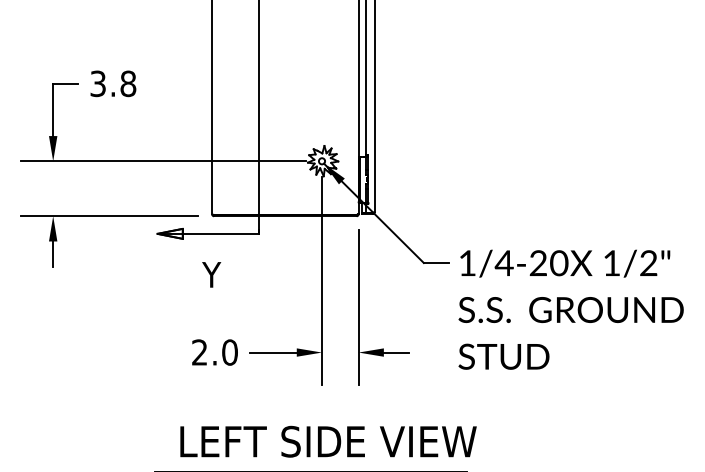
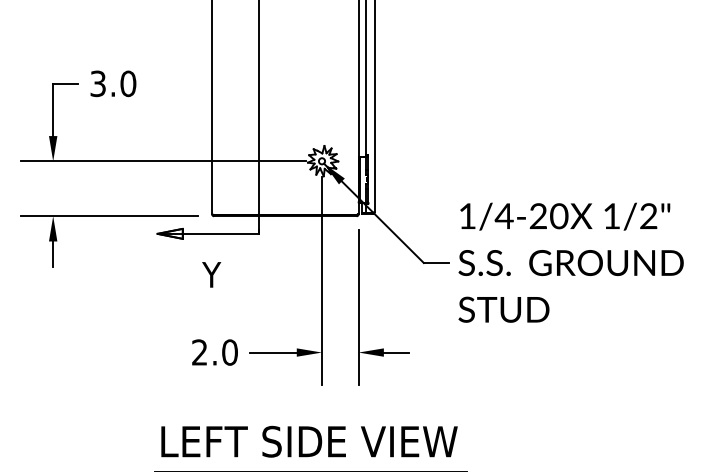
text: 3.8 -> 3.0 (128, 83)
text position: (570, 309) -> (570, 262) (570, 262)
text position: (328, 441) -> (309, 441) (309, 441)
